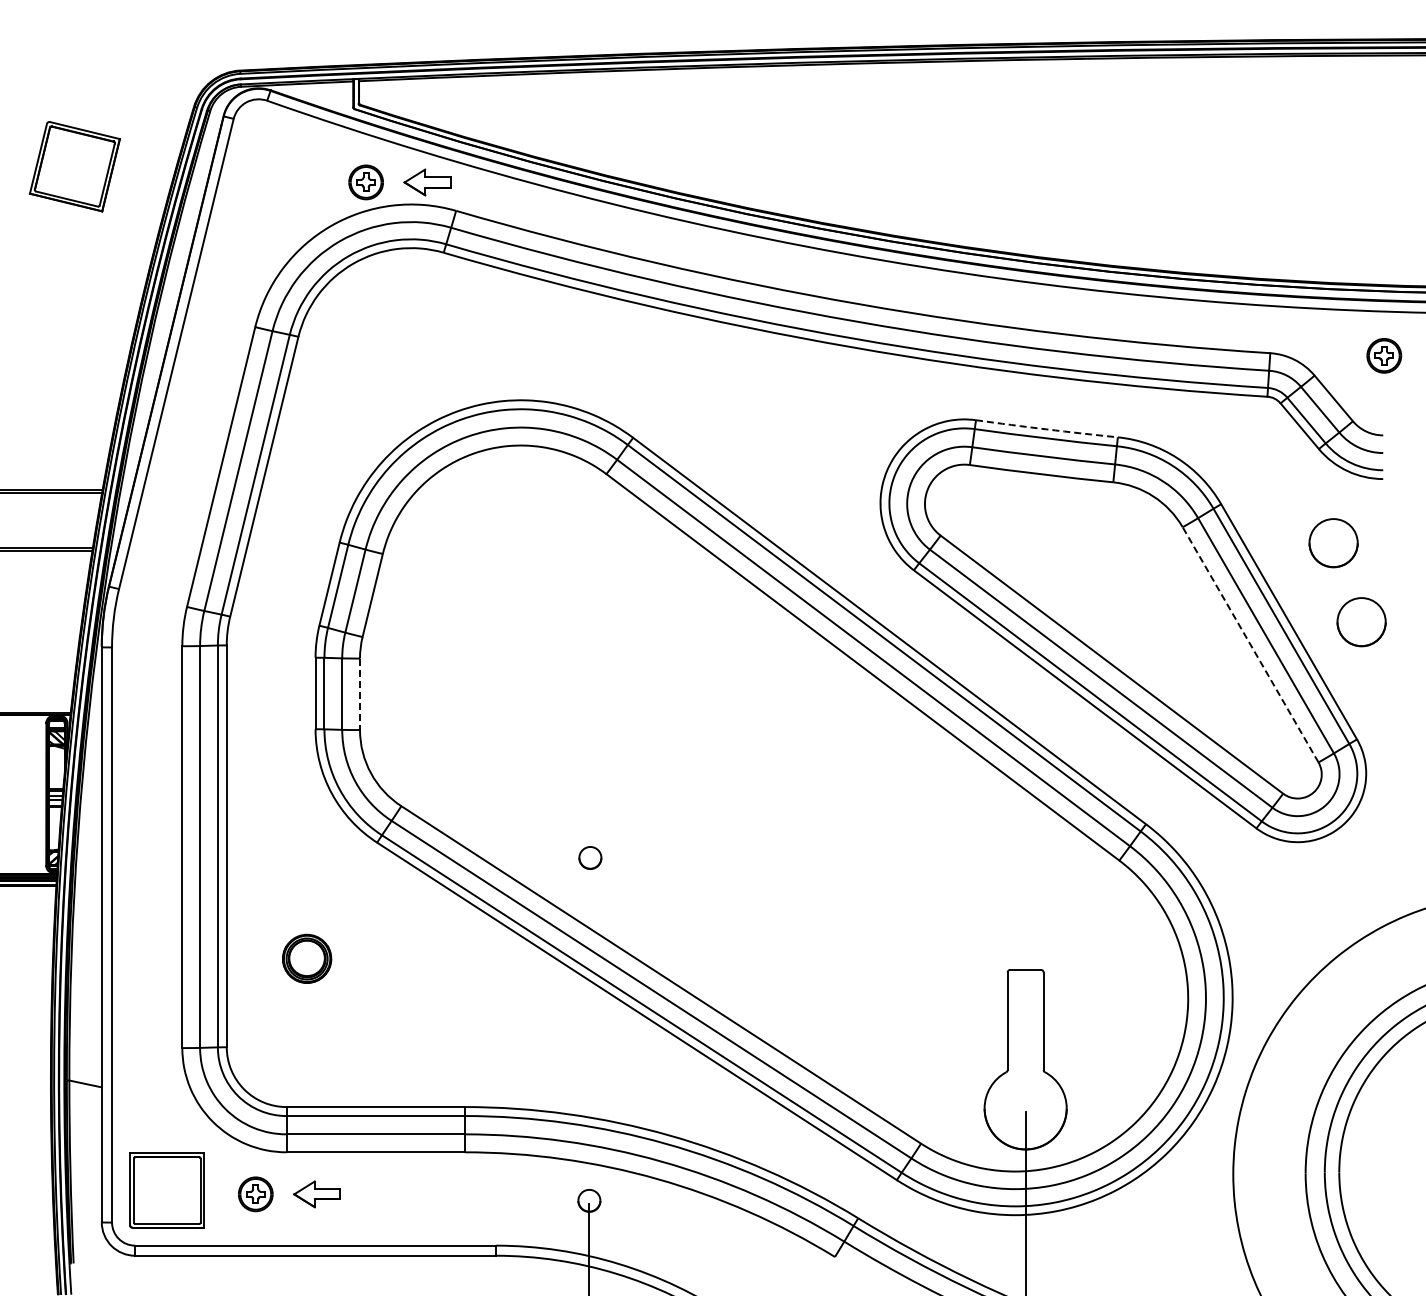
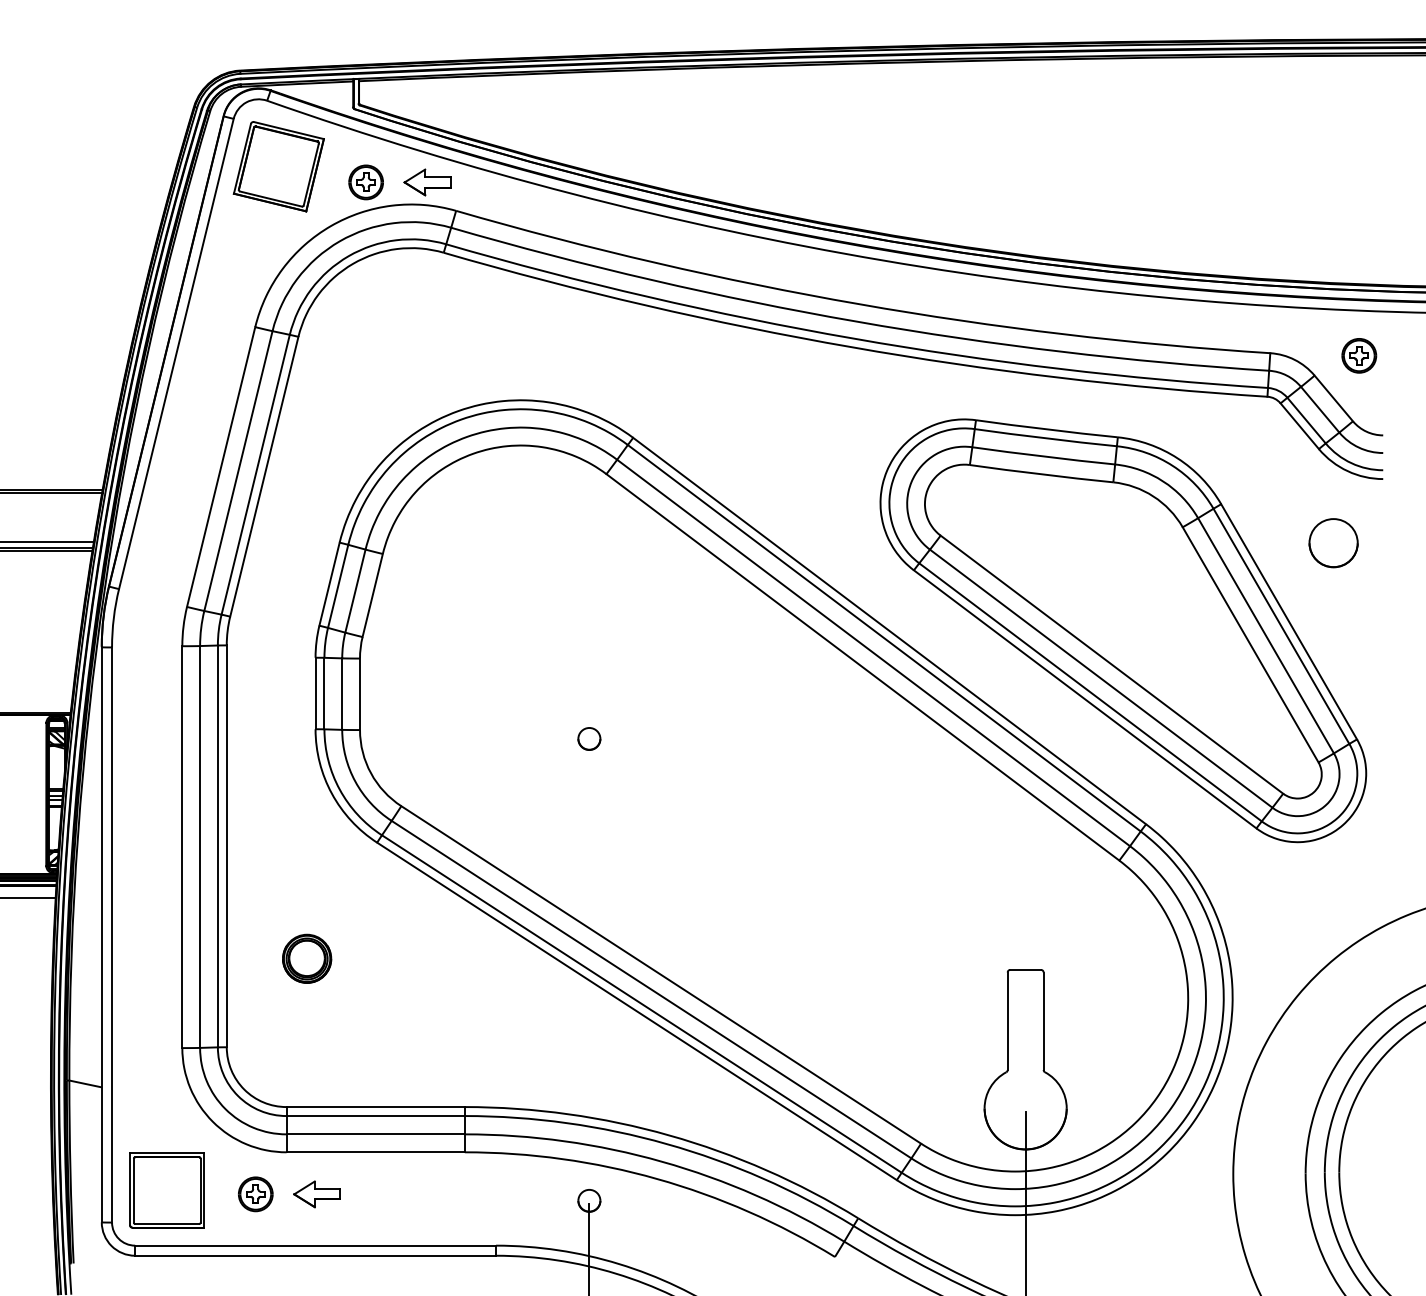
part position: (74, 166) -> (278, 166) (278, 166)
part position: (1384, 355) -> (1359, 355) (1359, 355)
arc: dashed -> solid (1046, 429)
line: none -> present (47, 542)
part: present -> none (1361, 622)
line: dashed -> solid (1250, 644)
line: dashed -> solid (360, 694)
part position: (590, 857) -> (589, 738) (589, 738)
line: none -> present (29, 898)
